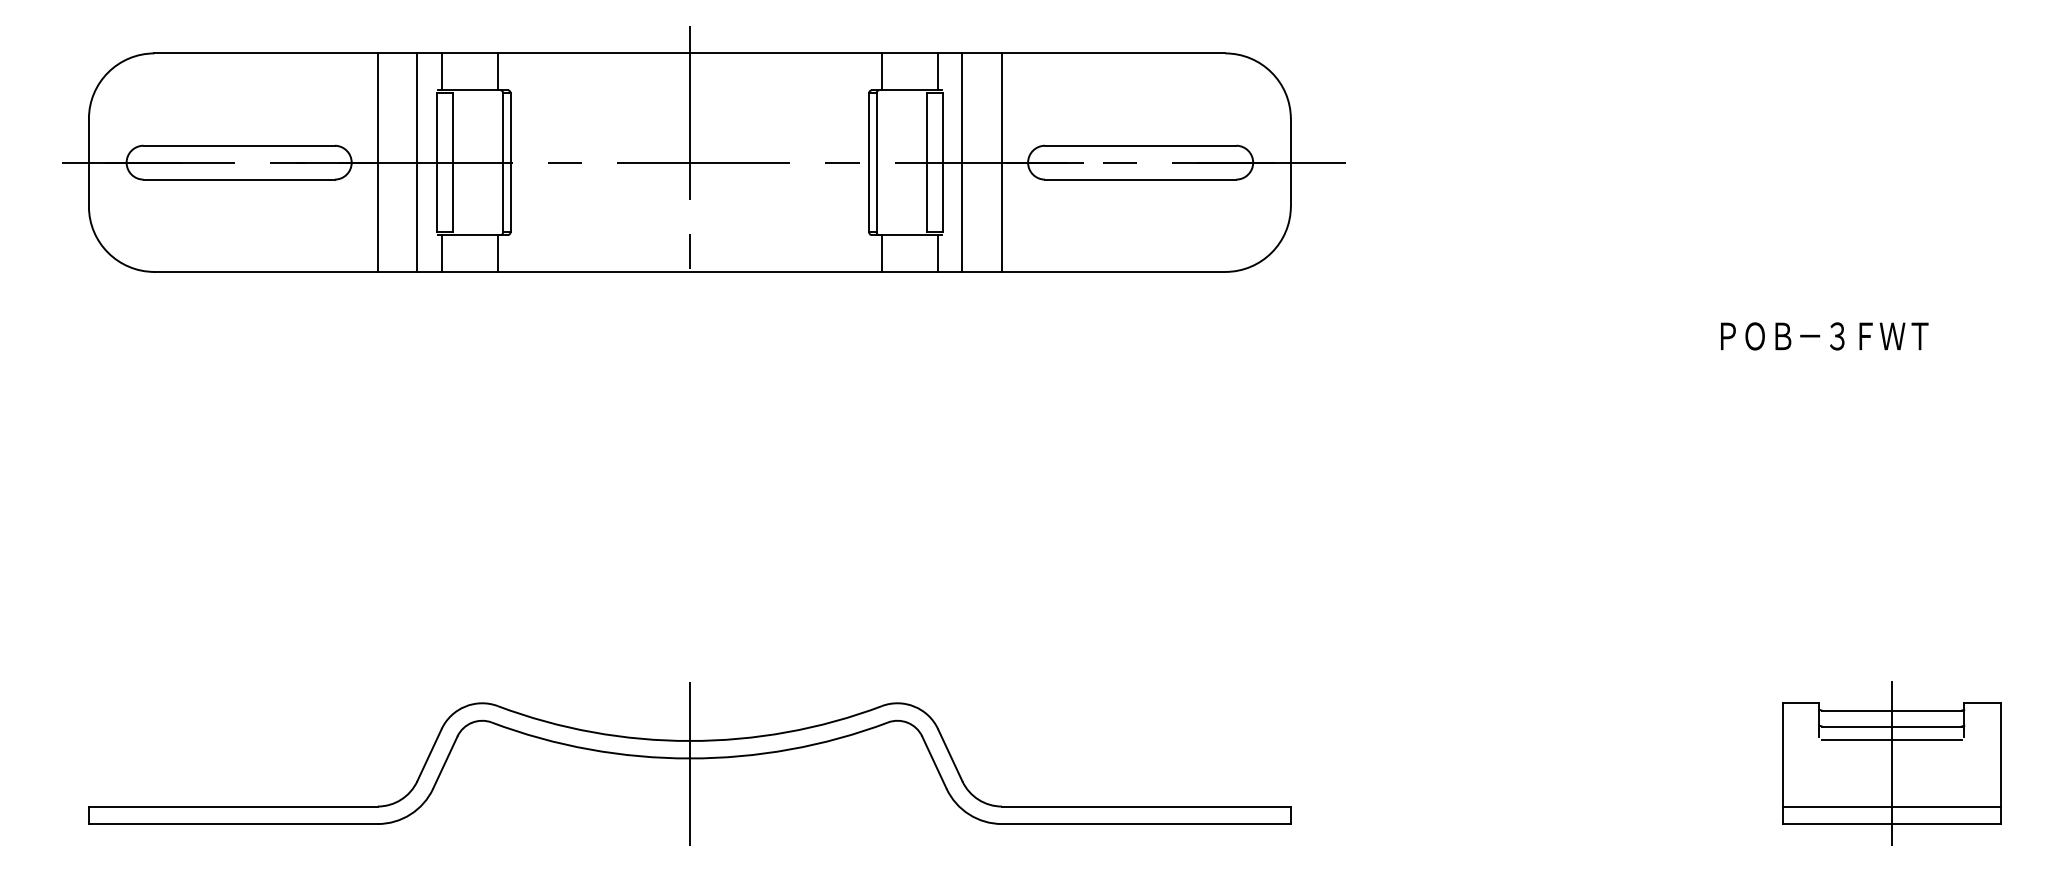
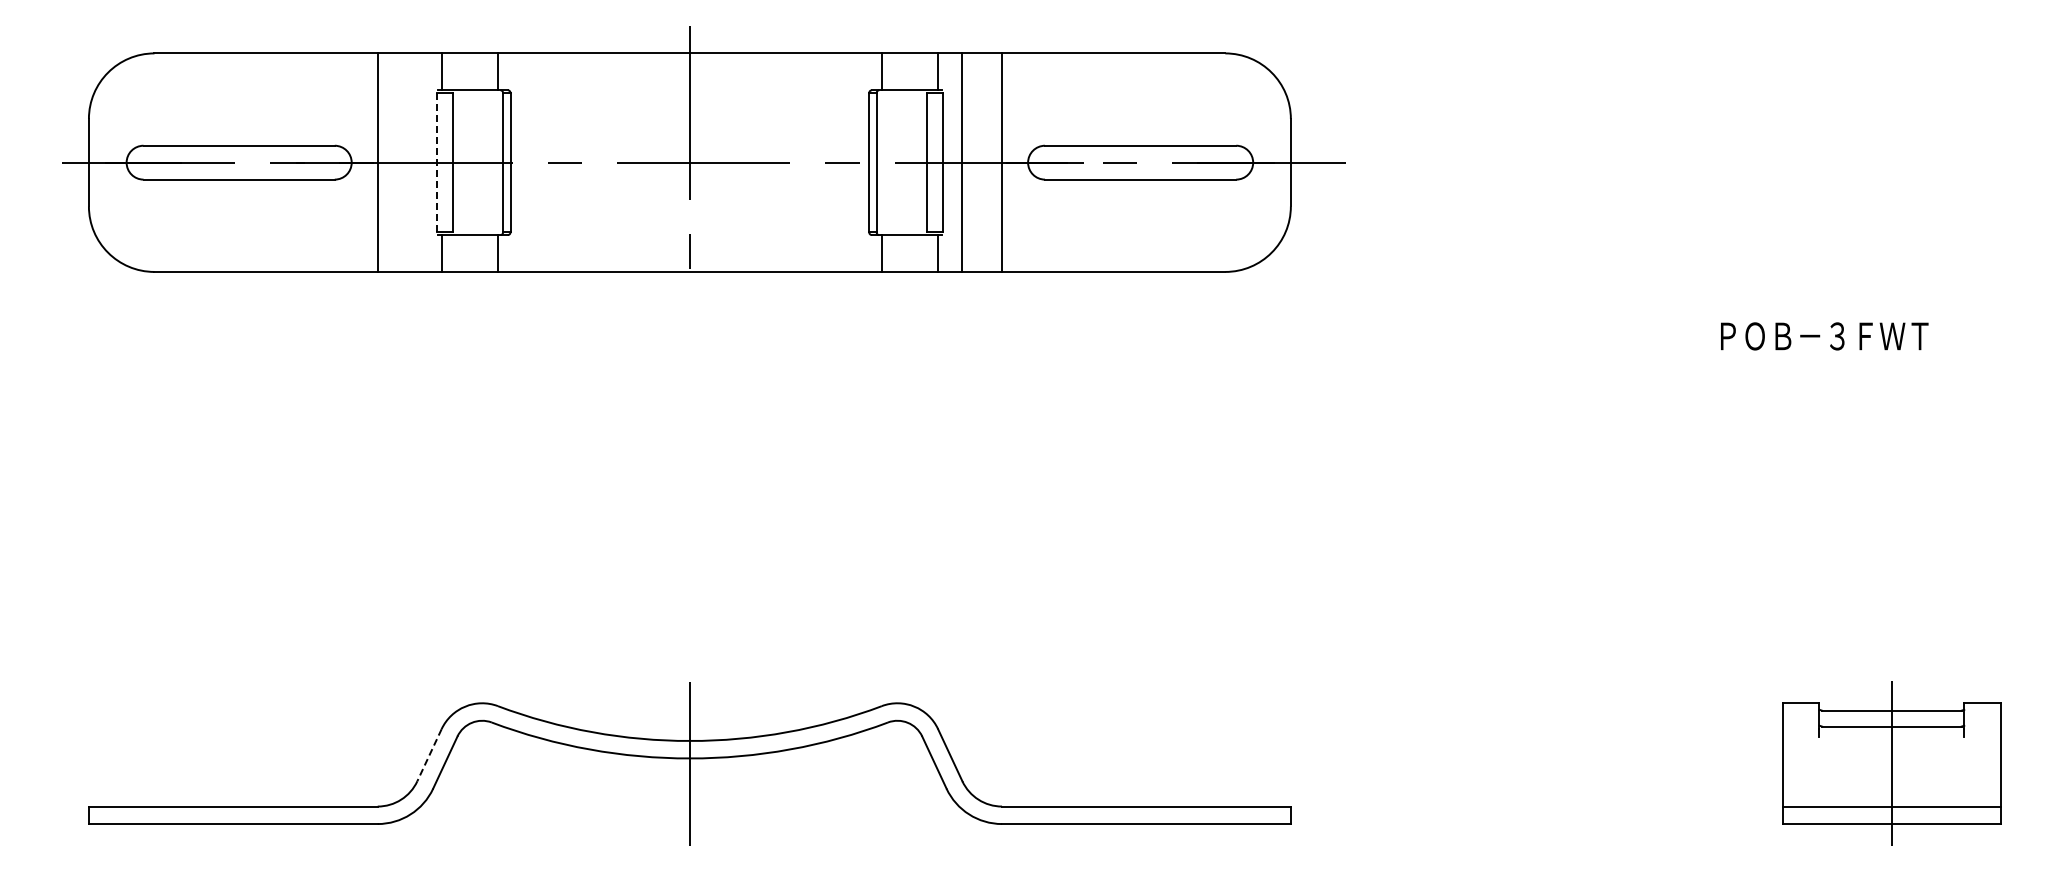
line: present -> none (417, 162)
line: solid -> dashed (436, 162)
line: present -> none (1891, 739)
line: solid -> dashed (429, 755)
